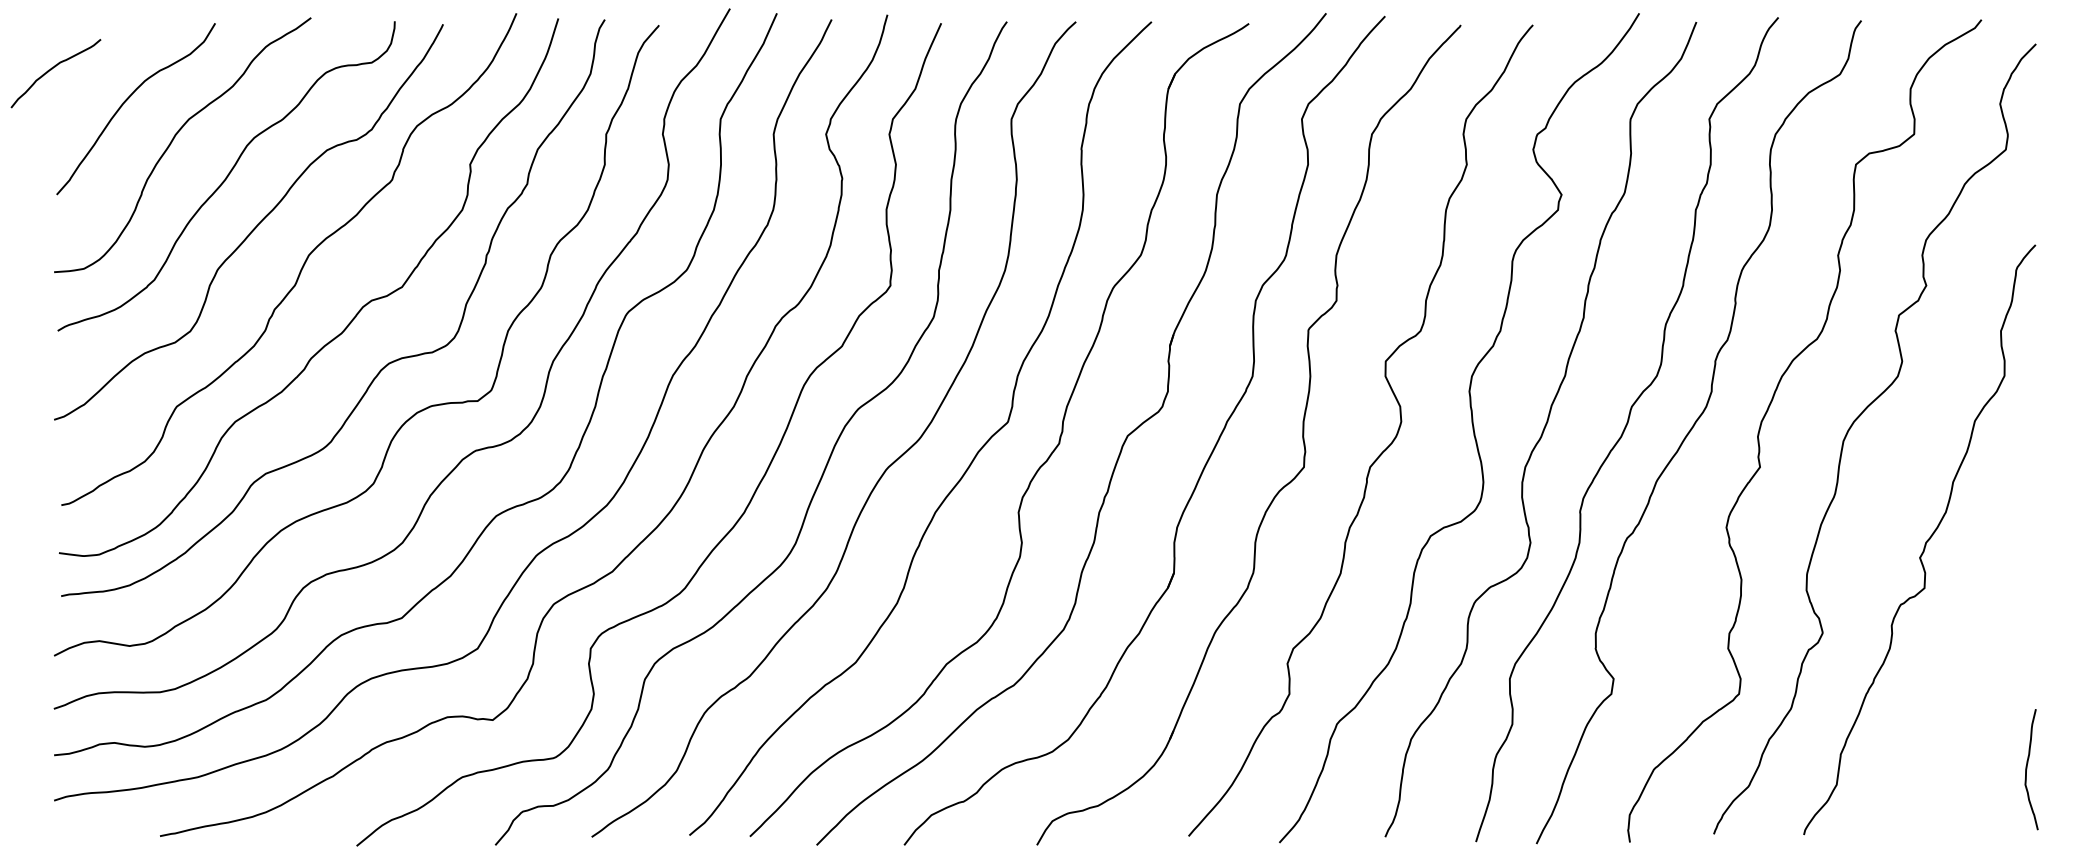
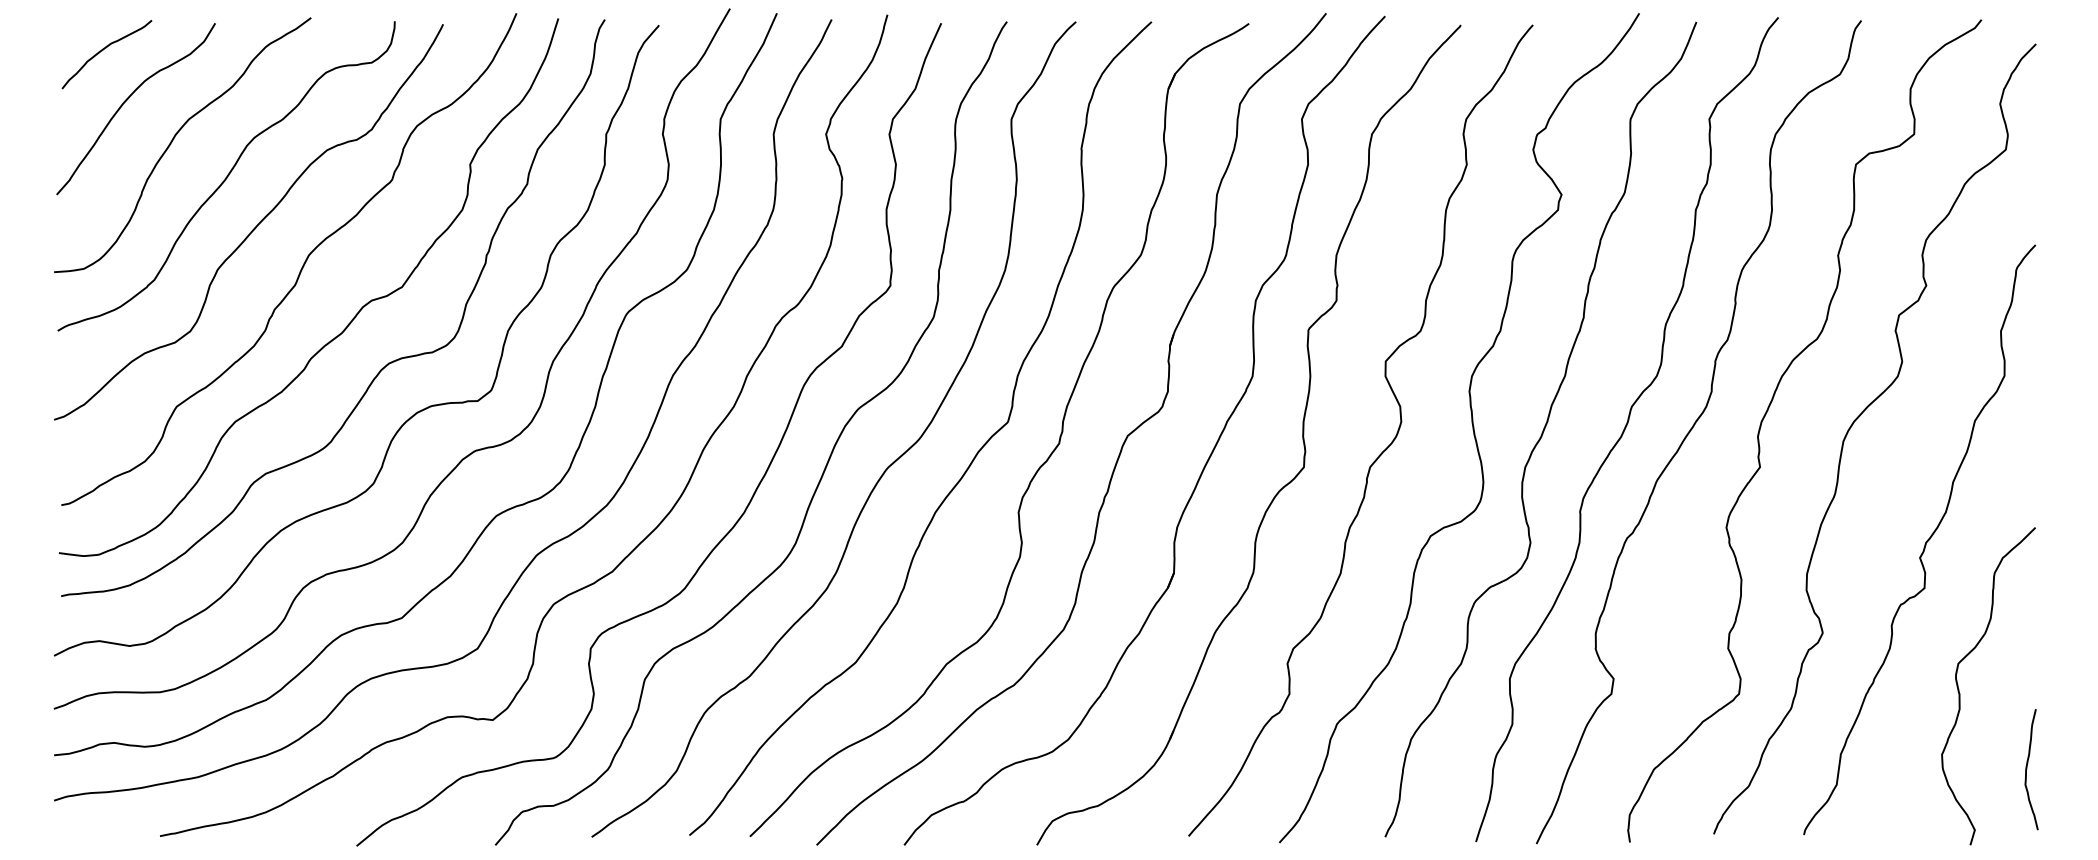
curve position: (52, 69) -> (103, 50) (103, 50)
curve: none -> present (1960, 693)
